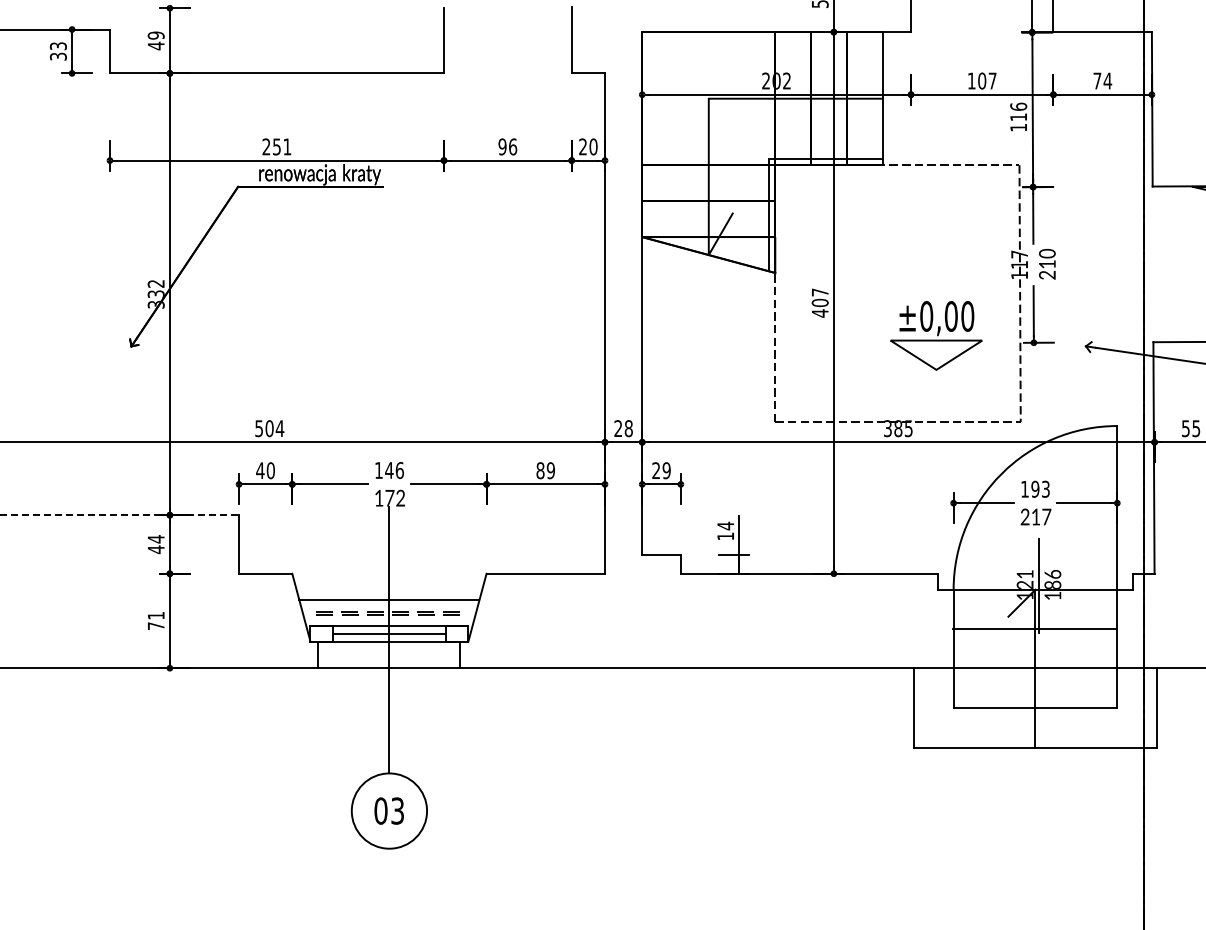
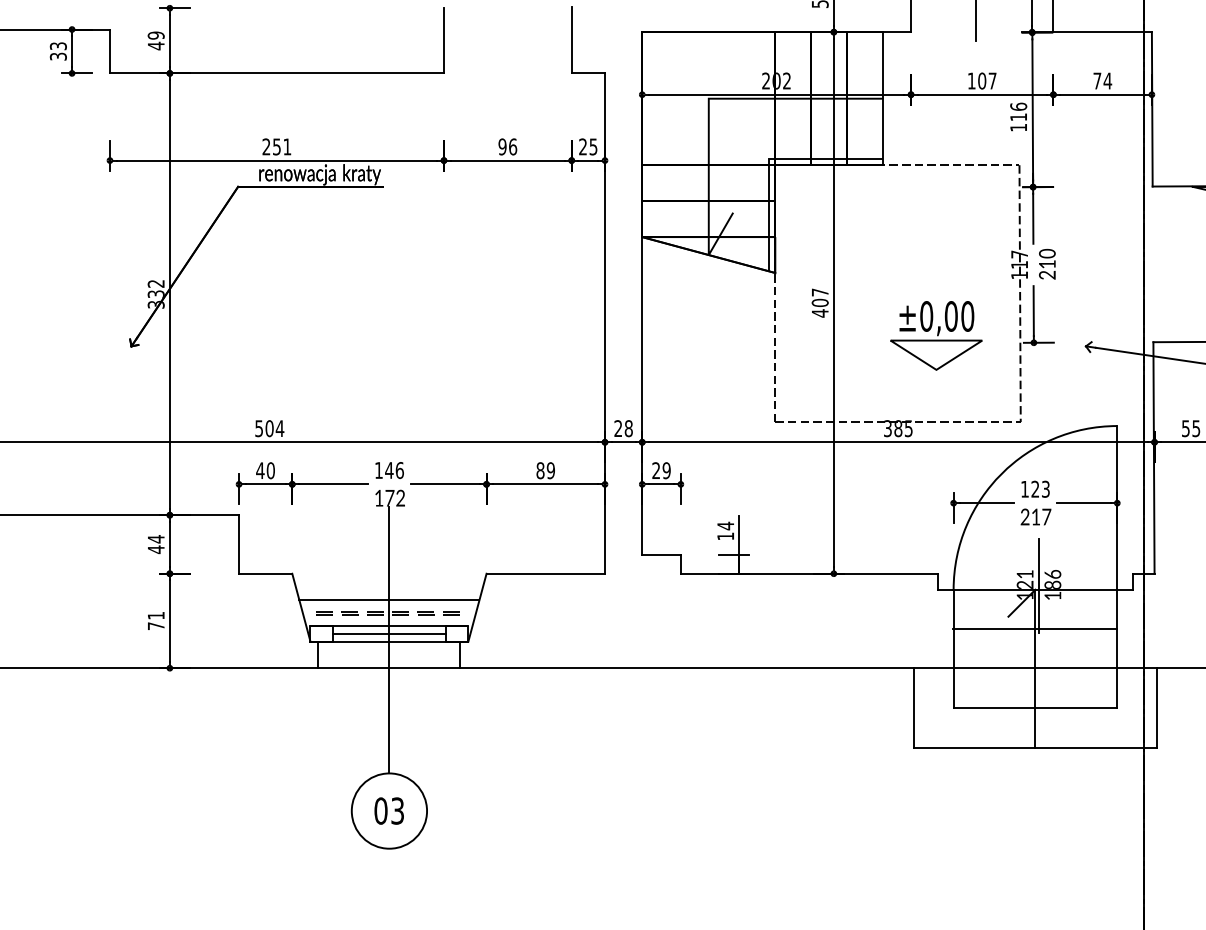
line: none -> present (976, 21)
text: 20 -> 25 (593, 146)
text: 193 -> 123 (1035, 489)
line: dashed -> solid (120, 515)
